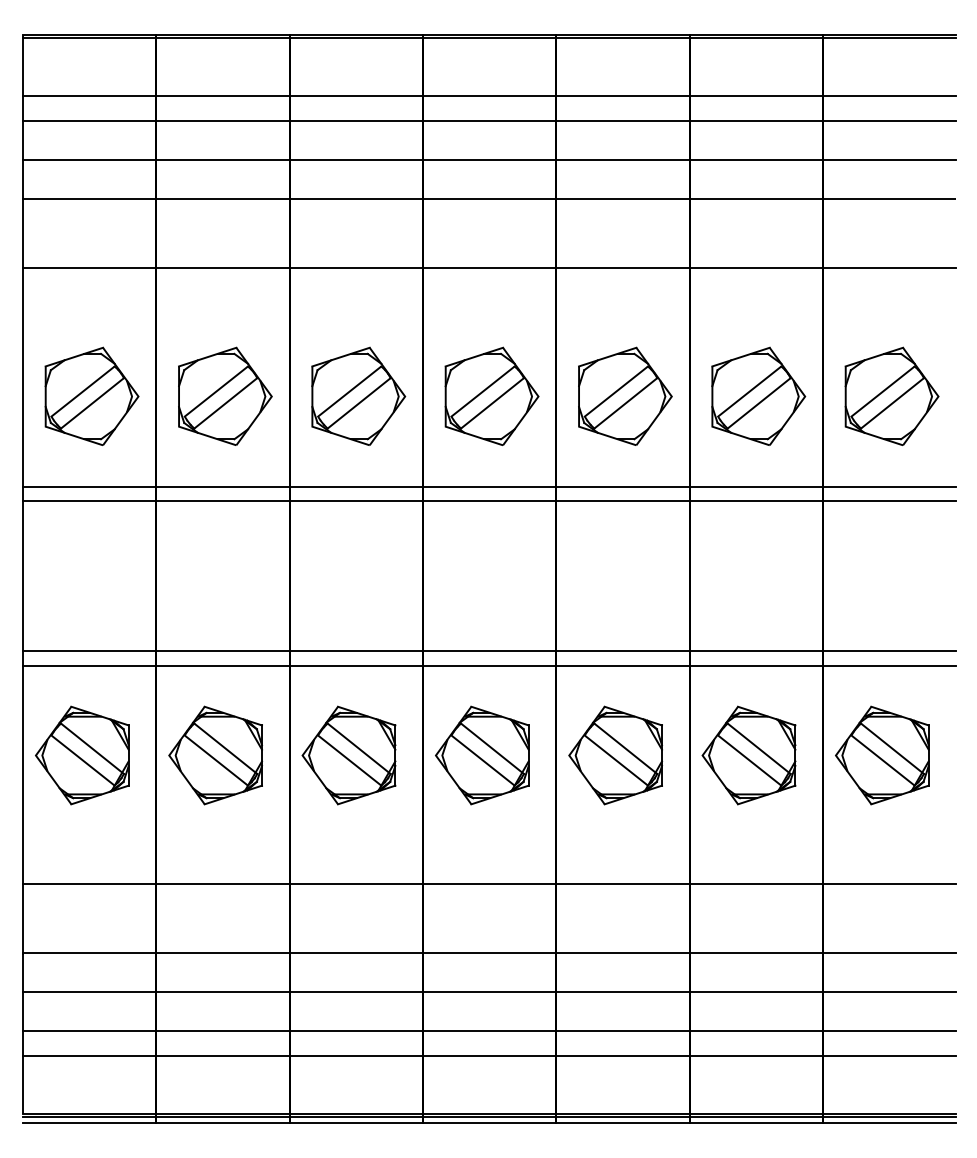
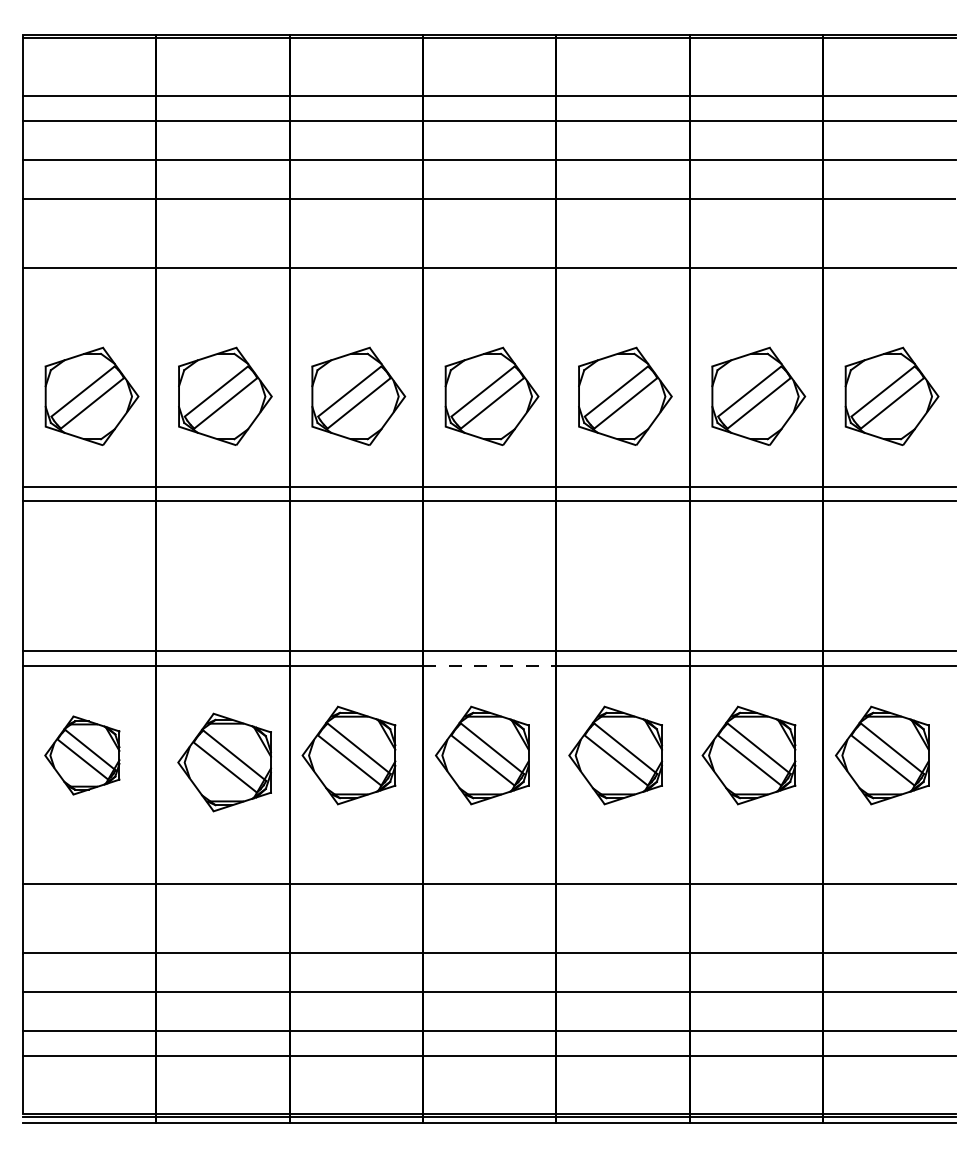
line: solid -> dashed (489, 665)
part size: 95x101 px -> 77x81 px (82, 755)
part position: (215, 755) -> (224, 762) (224, 762)
